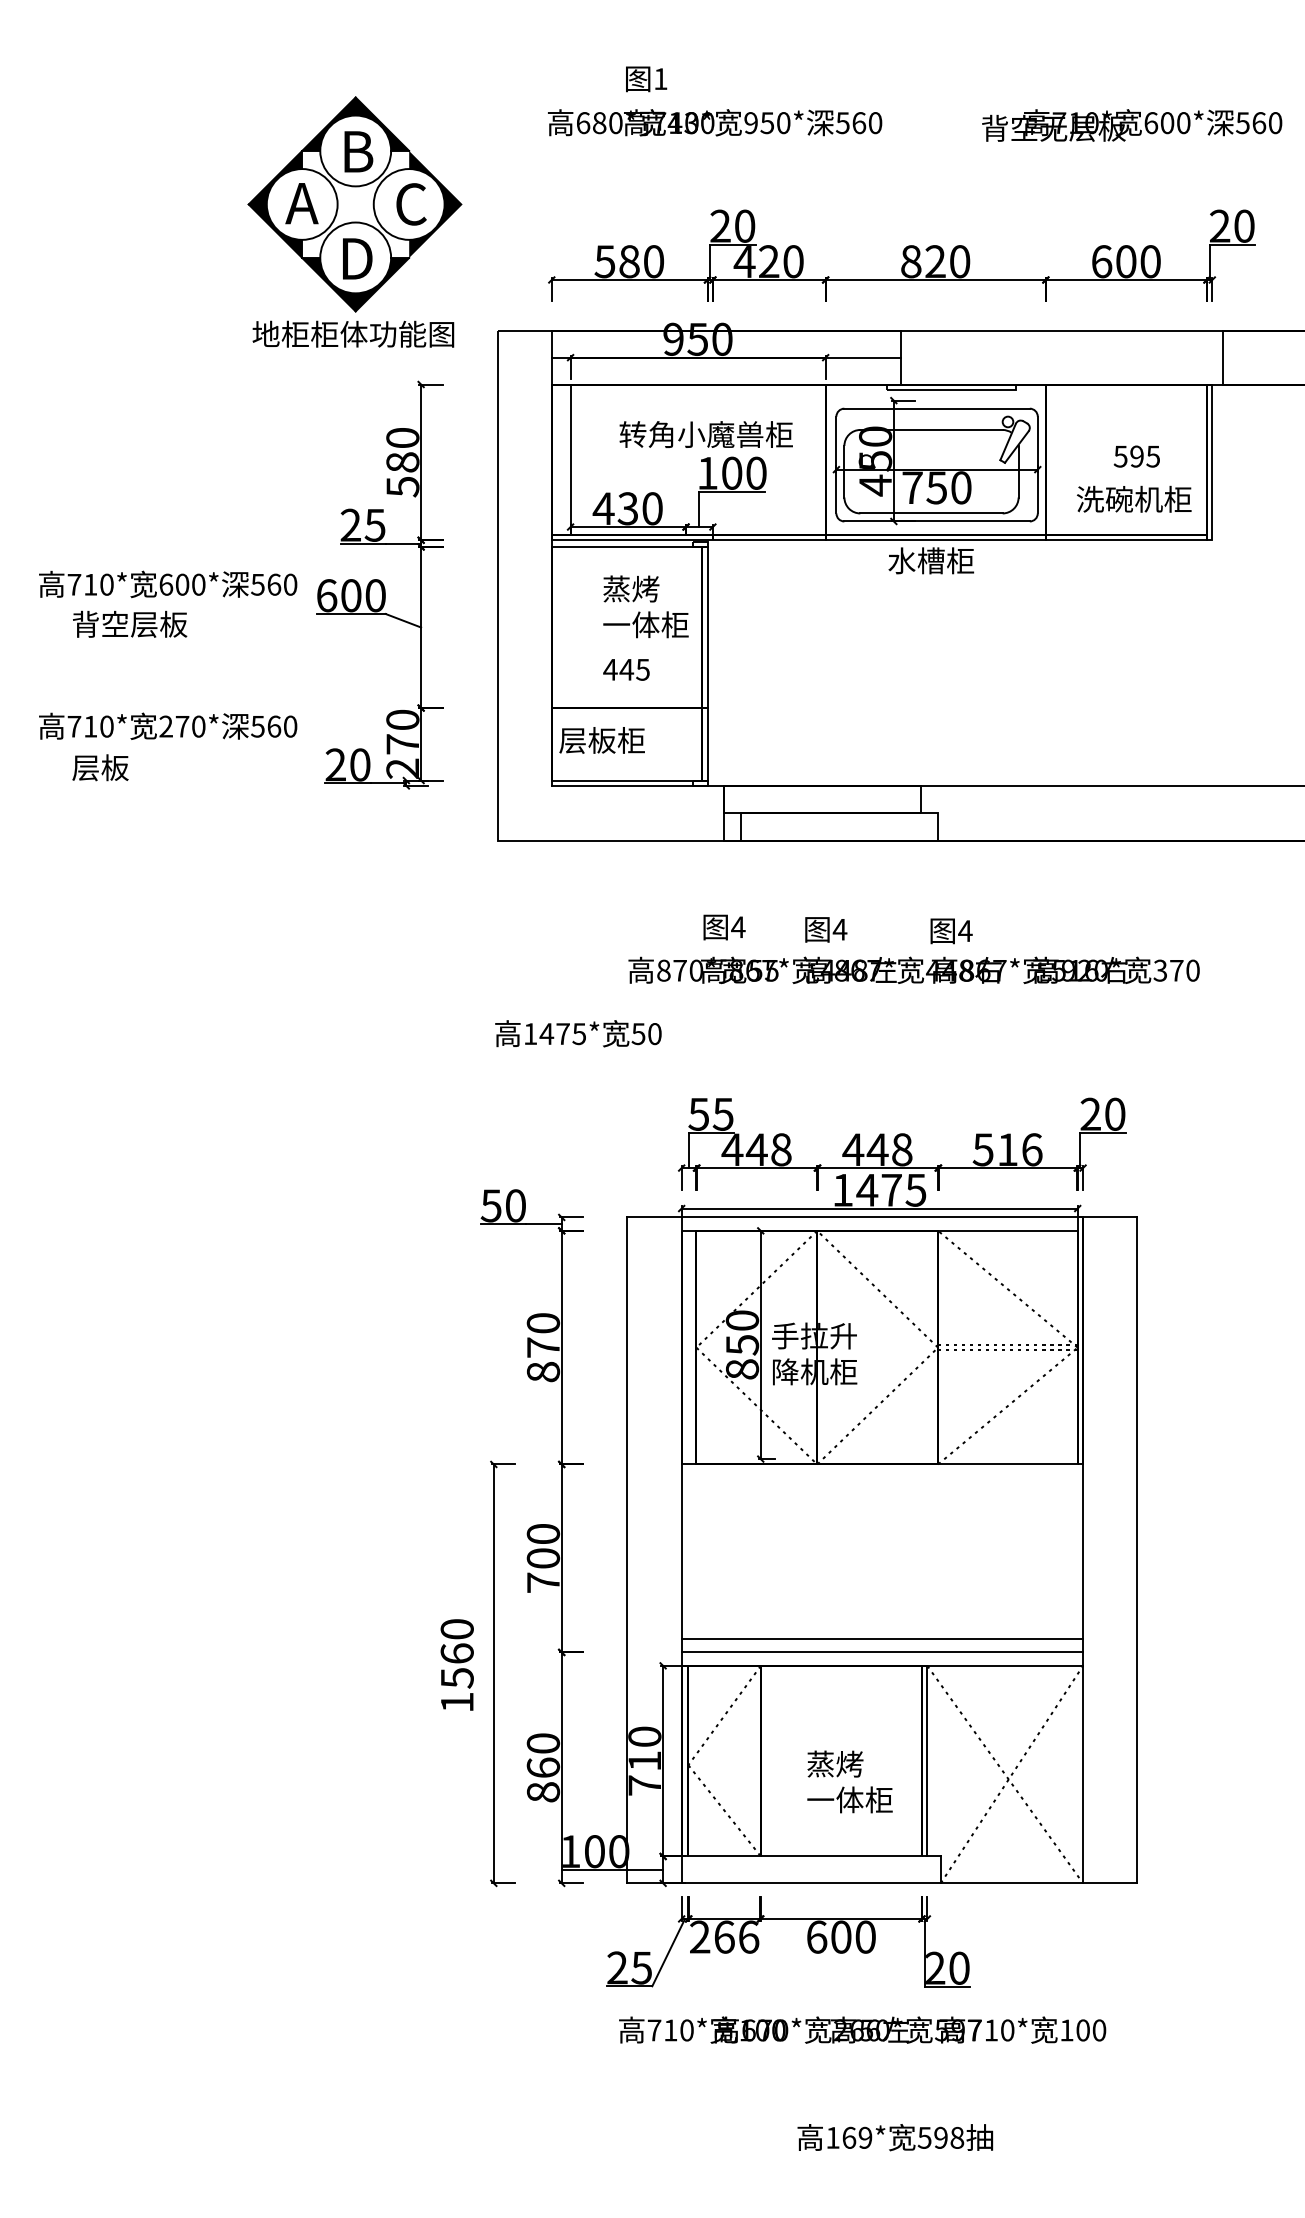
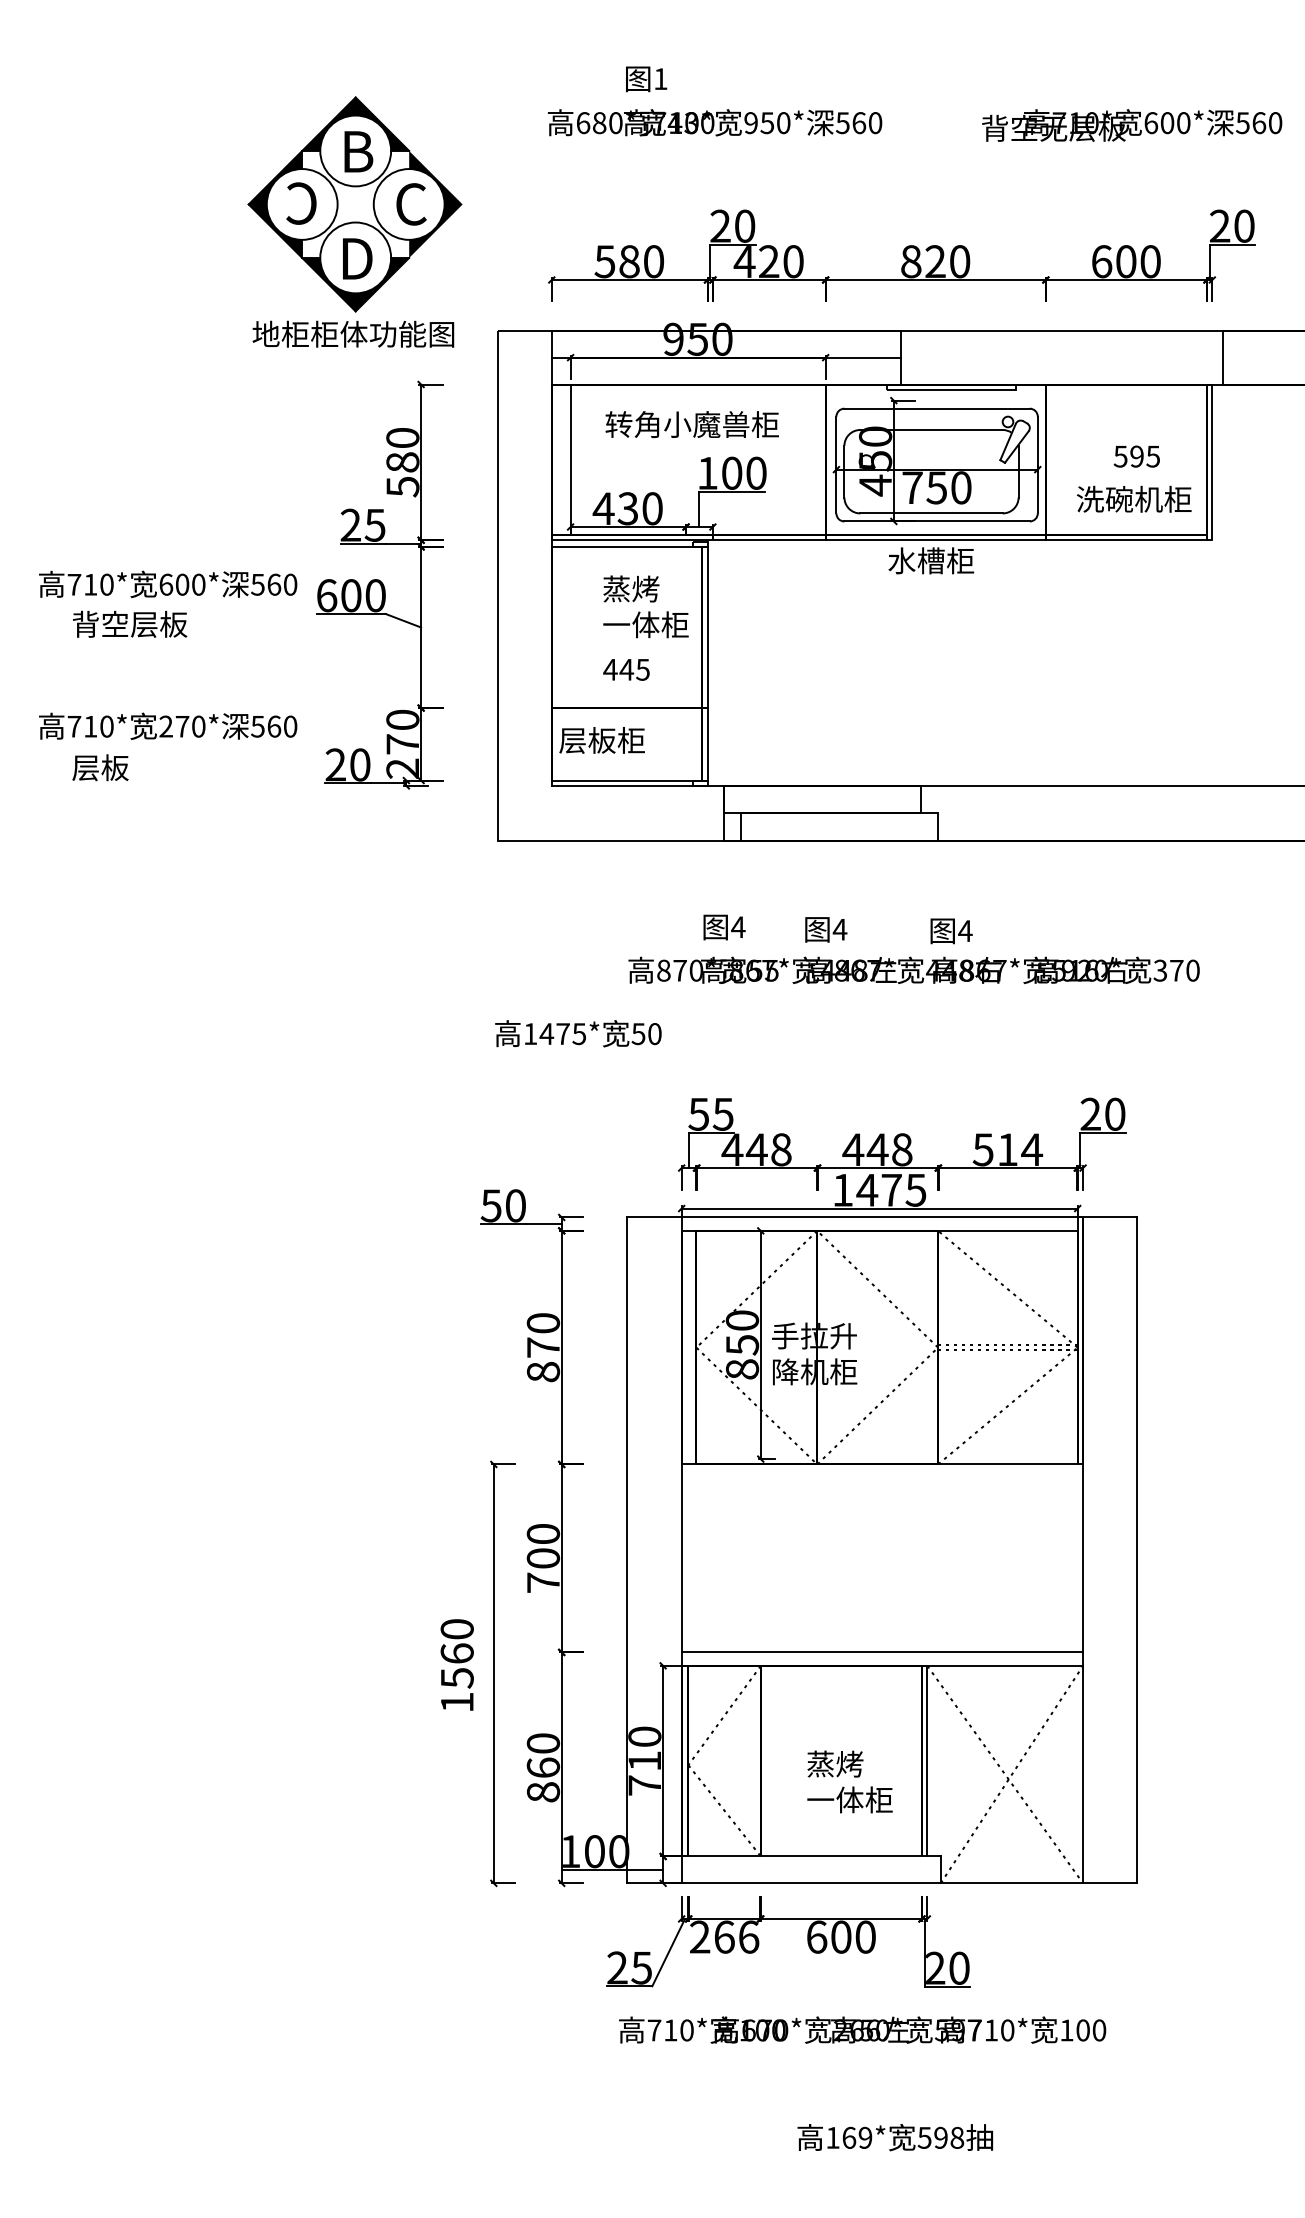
text: A -> C (301, 203)
text position: (705, 434) -> (691, 424) (691, 424)
text: 516 -> 514 (1032, 1149)
line: present -> none (882, 1638)
